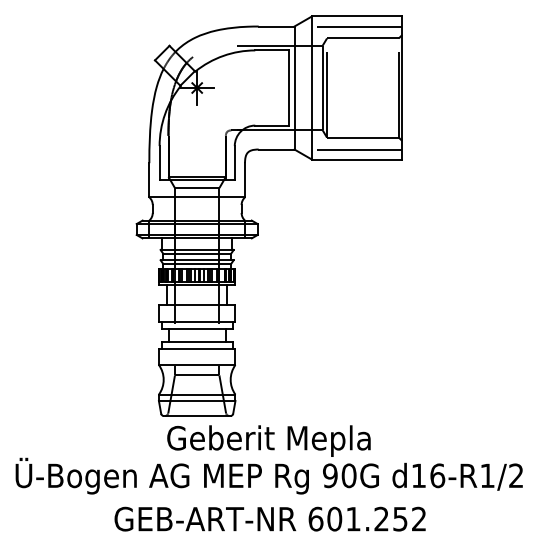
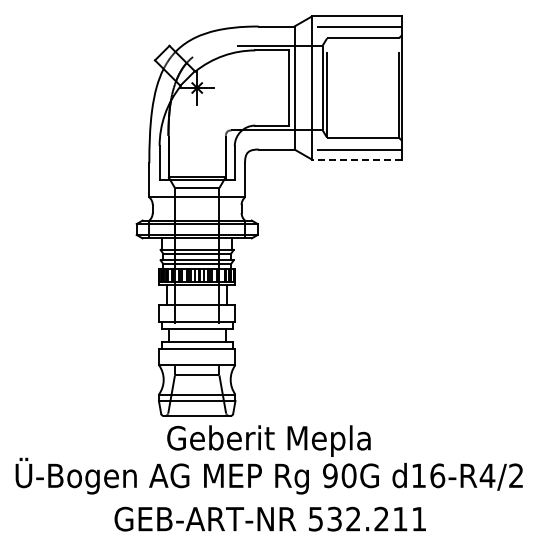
line: solid -> dashed (356, 159)
text: d16-R1/2 -> d16-R4/2 (487, 475)
text: 601.252 -> 532.211 (366, 518)
